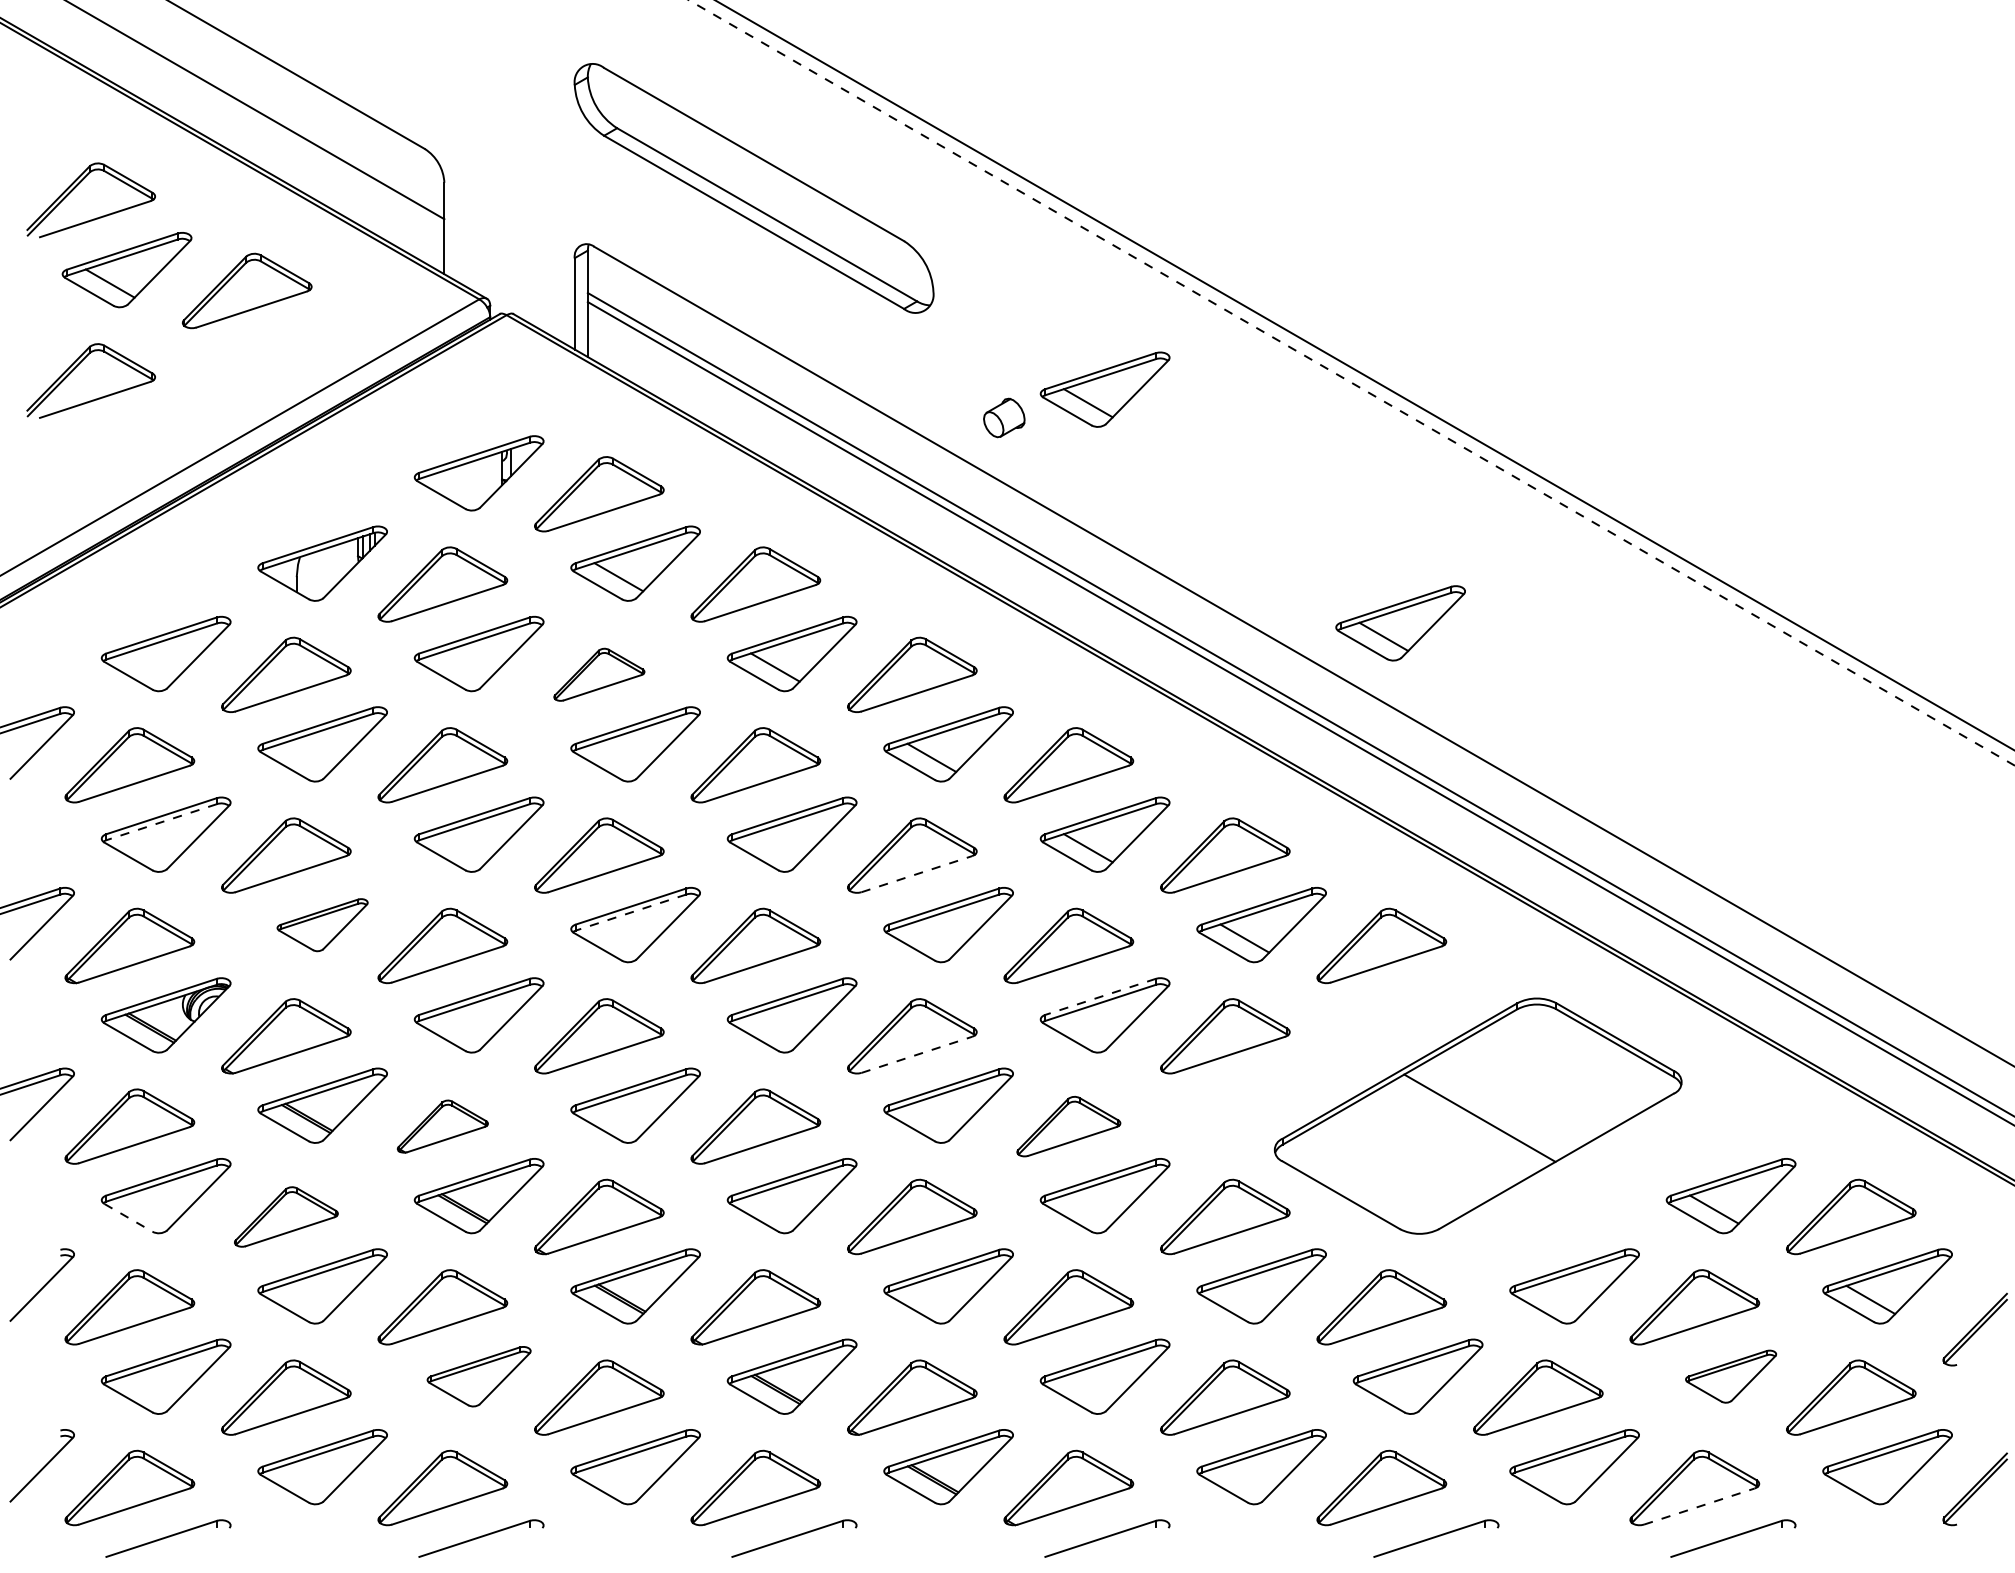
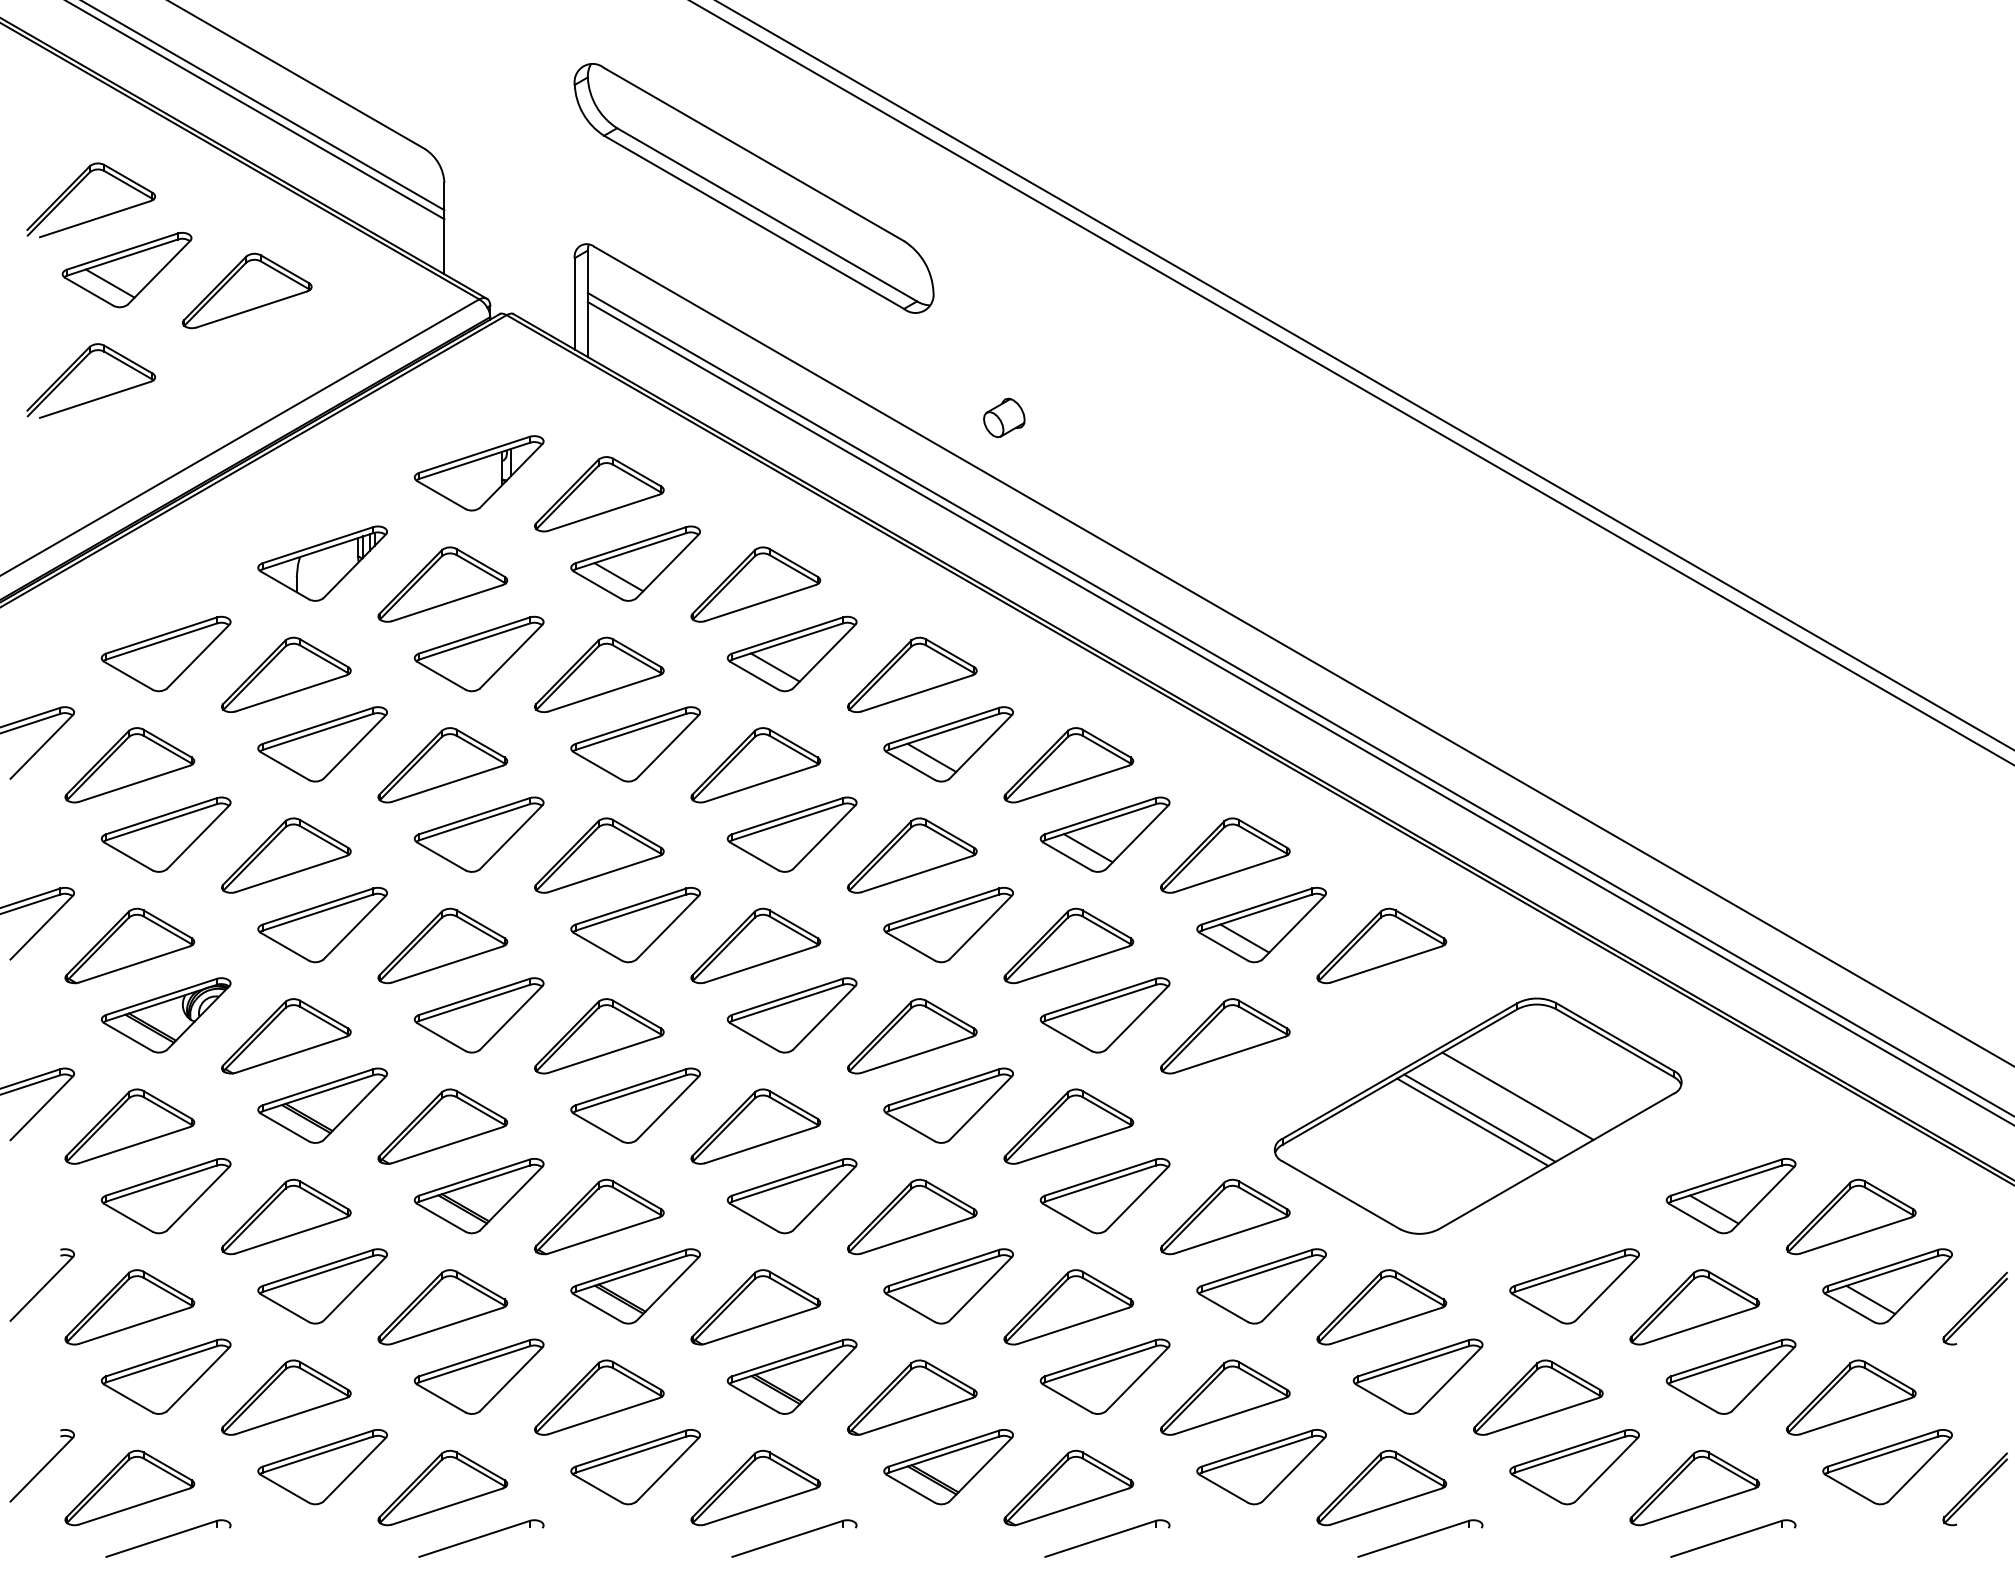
line: none -> present (264, 106)
line: dashed -> solid (1351, 382)
part: present -> none (1104, 389)
part: present -> none (1400, 623)
part size: 93x55 px -> 131x77 px (599, 674)
line: dashed -> solid (161, 822)
line: dashed -> solid (917, 874)
line: dashed -> solid (630, 912)
part size: 93x55 px -> 131x77 px (322, 925)
line: dashed -> solid (1100, 997)
line: dashed -> solid (917, 1054)
line: none -> present (1517, 1095)
line: none -> present (1472, 1122)
part size: 93x55 px -> 132x77 px (442, 1126)
part size: 106x63 px -> 132x77 px (1068, 1126)
part size: 105x62 px -> 131x78 px (286, 1216)
line: dashed -> solid (128, 1217)
part position: (1974, 1329) -> (1974, 1308) (1974, 1308)
part size: 106x62 px -> 132x77 px (478, 1376)
part size: 93x55 px -> 132x77 px (1730, 1376)
line: dashed -> solid (1699, 1506)
part position: (1436, 1538) -> (1420, 1538) (1420, 1538)
